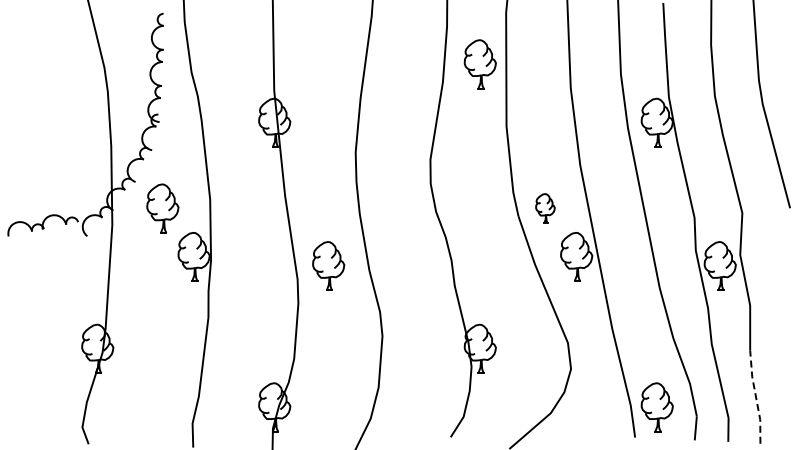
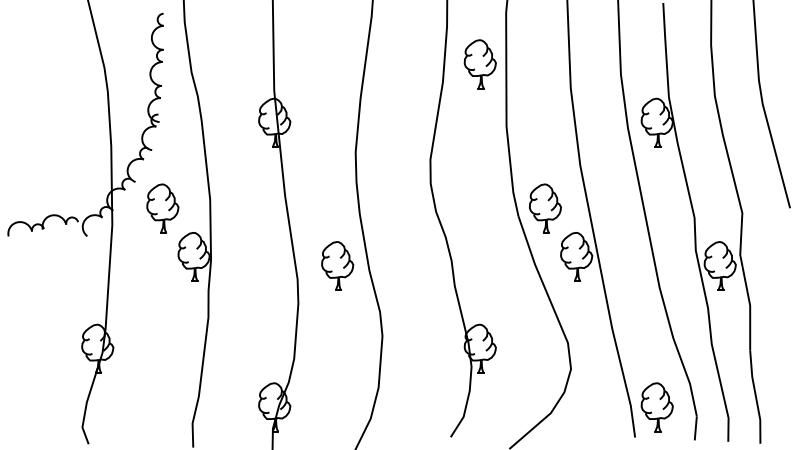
part size: 21x31 px -> 33x51 px (545, 208)
part position: (328, 265) -> (337, 265) (337, 265)
line: dashed -> solid (755, 396)
